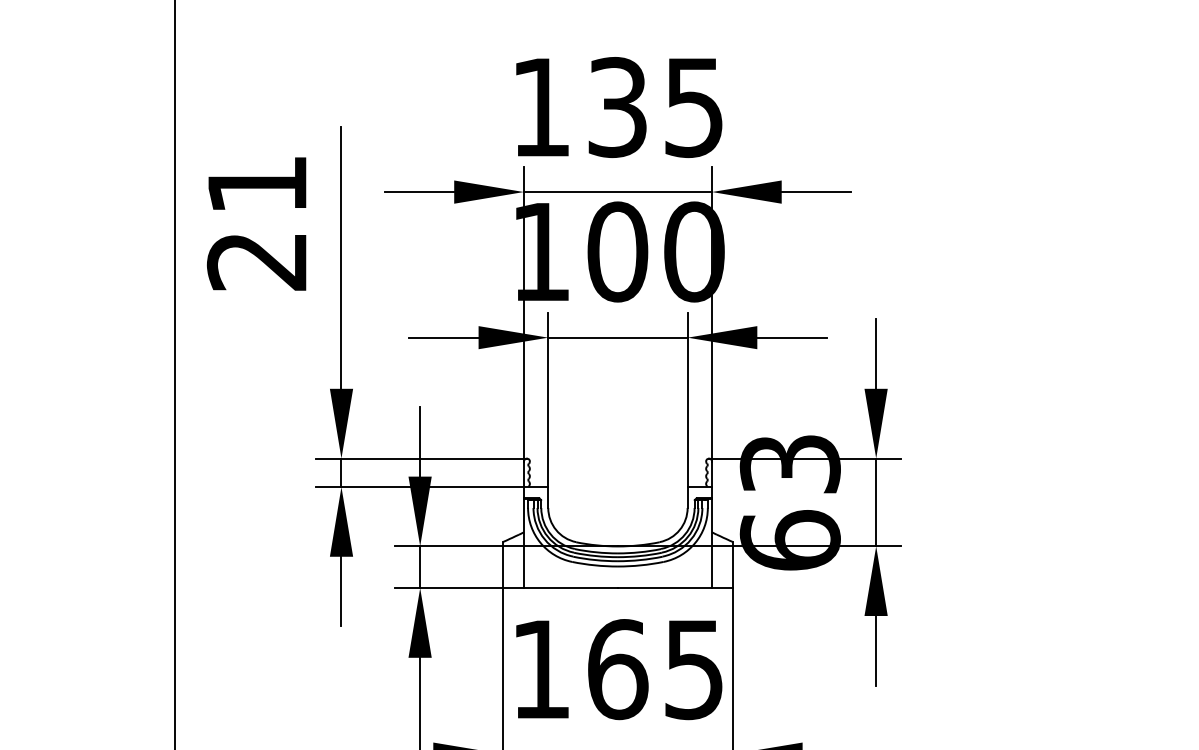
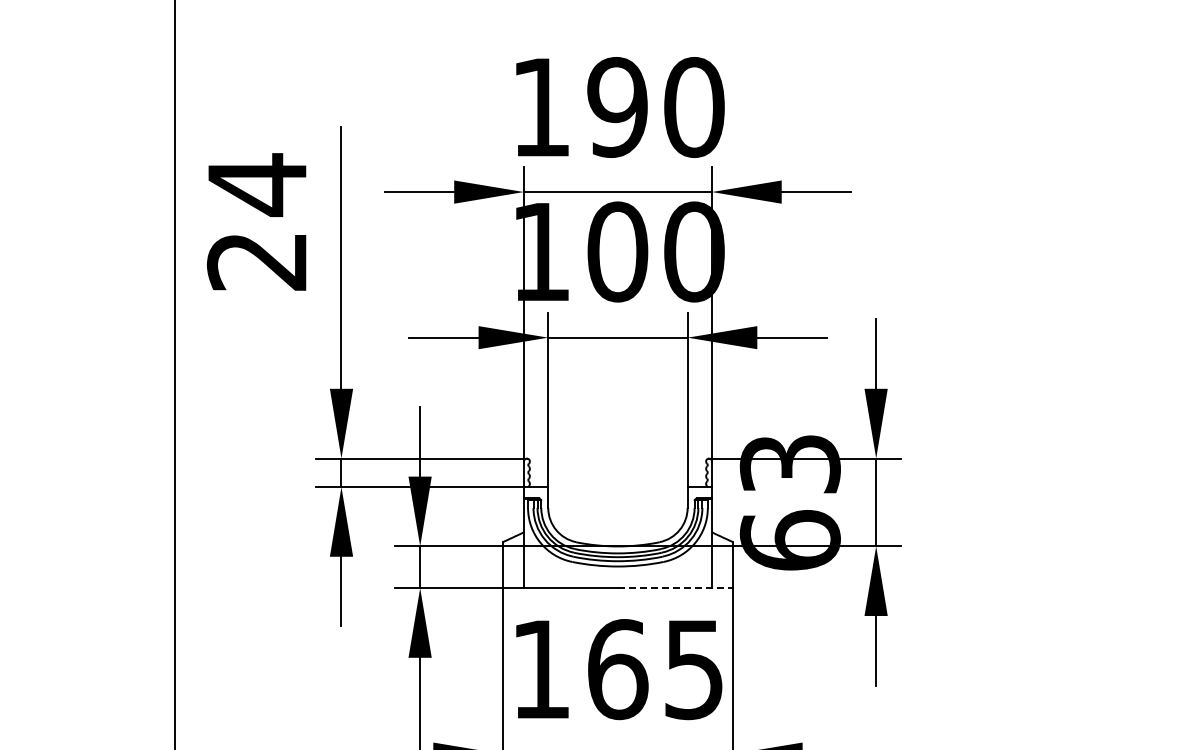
text: 135 -> 190 (655, 107)
text: 21 -> 24 (257, 185)
line: solid -> dashed (675, 588)
